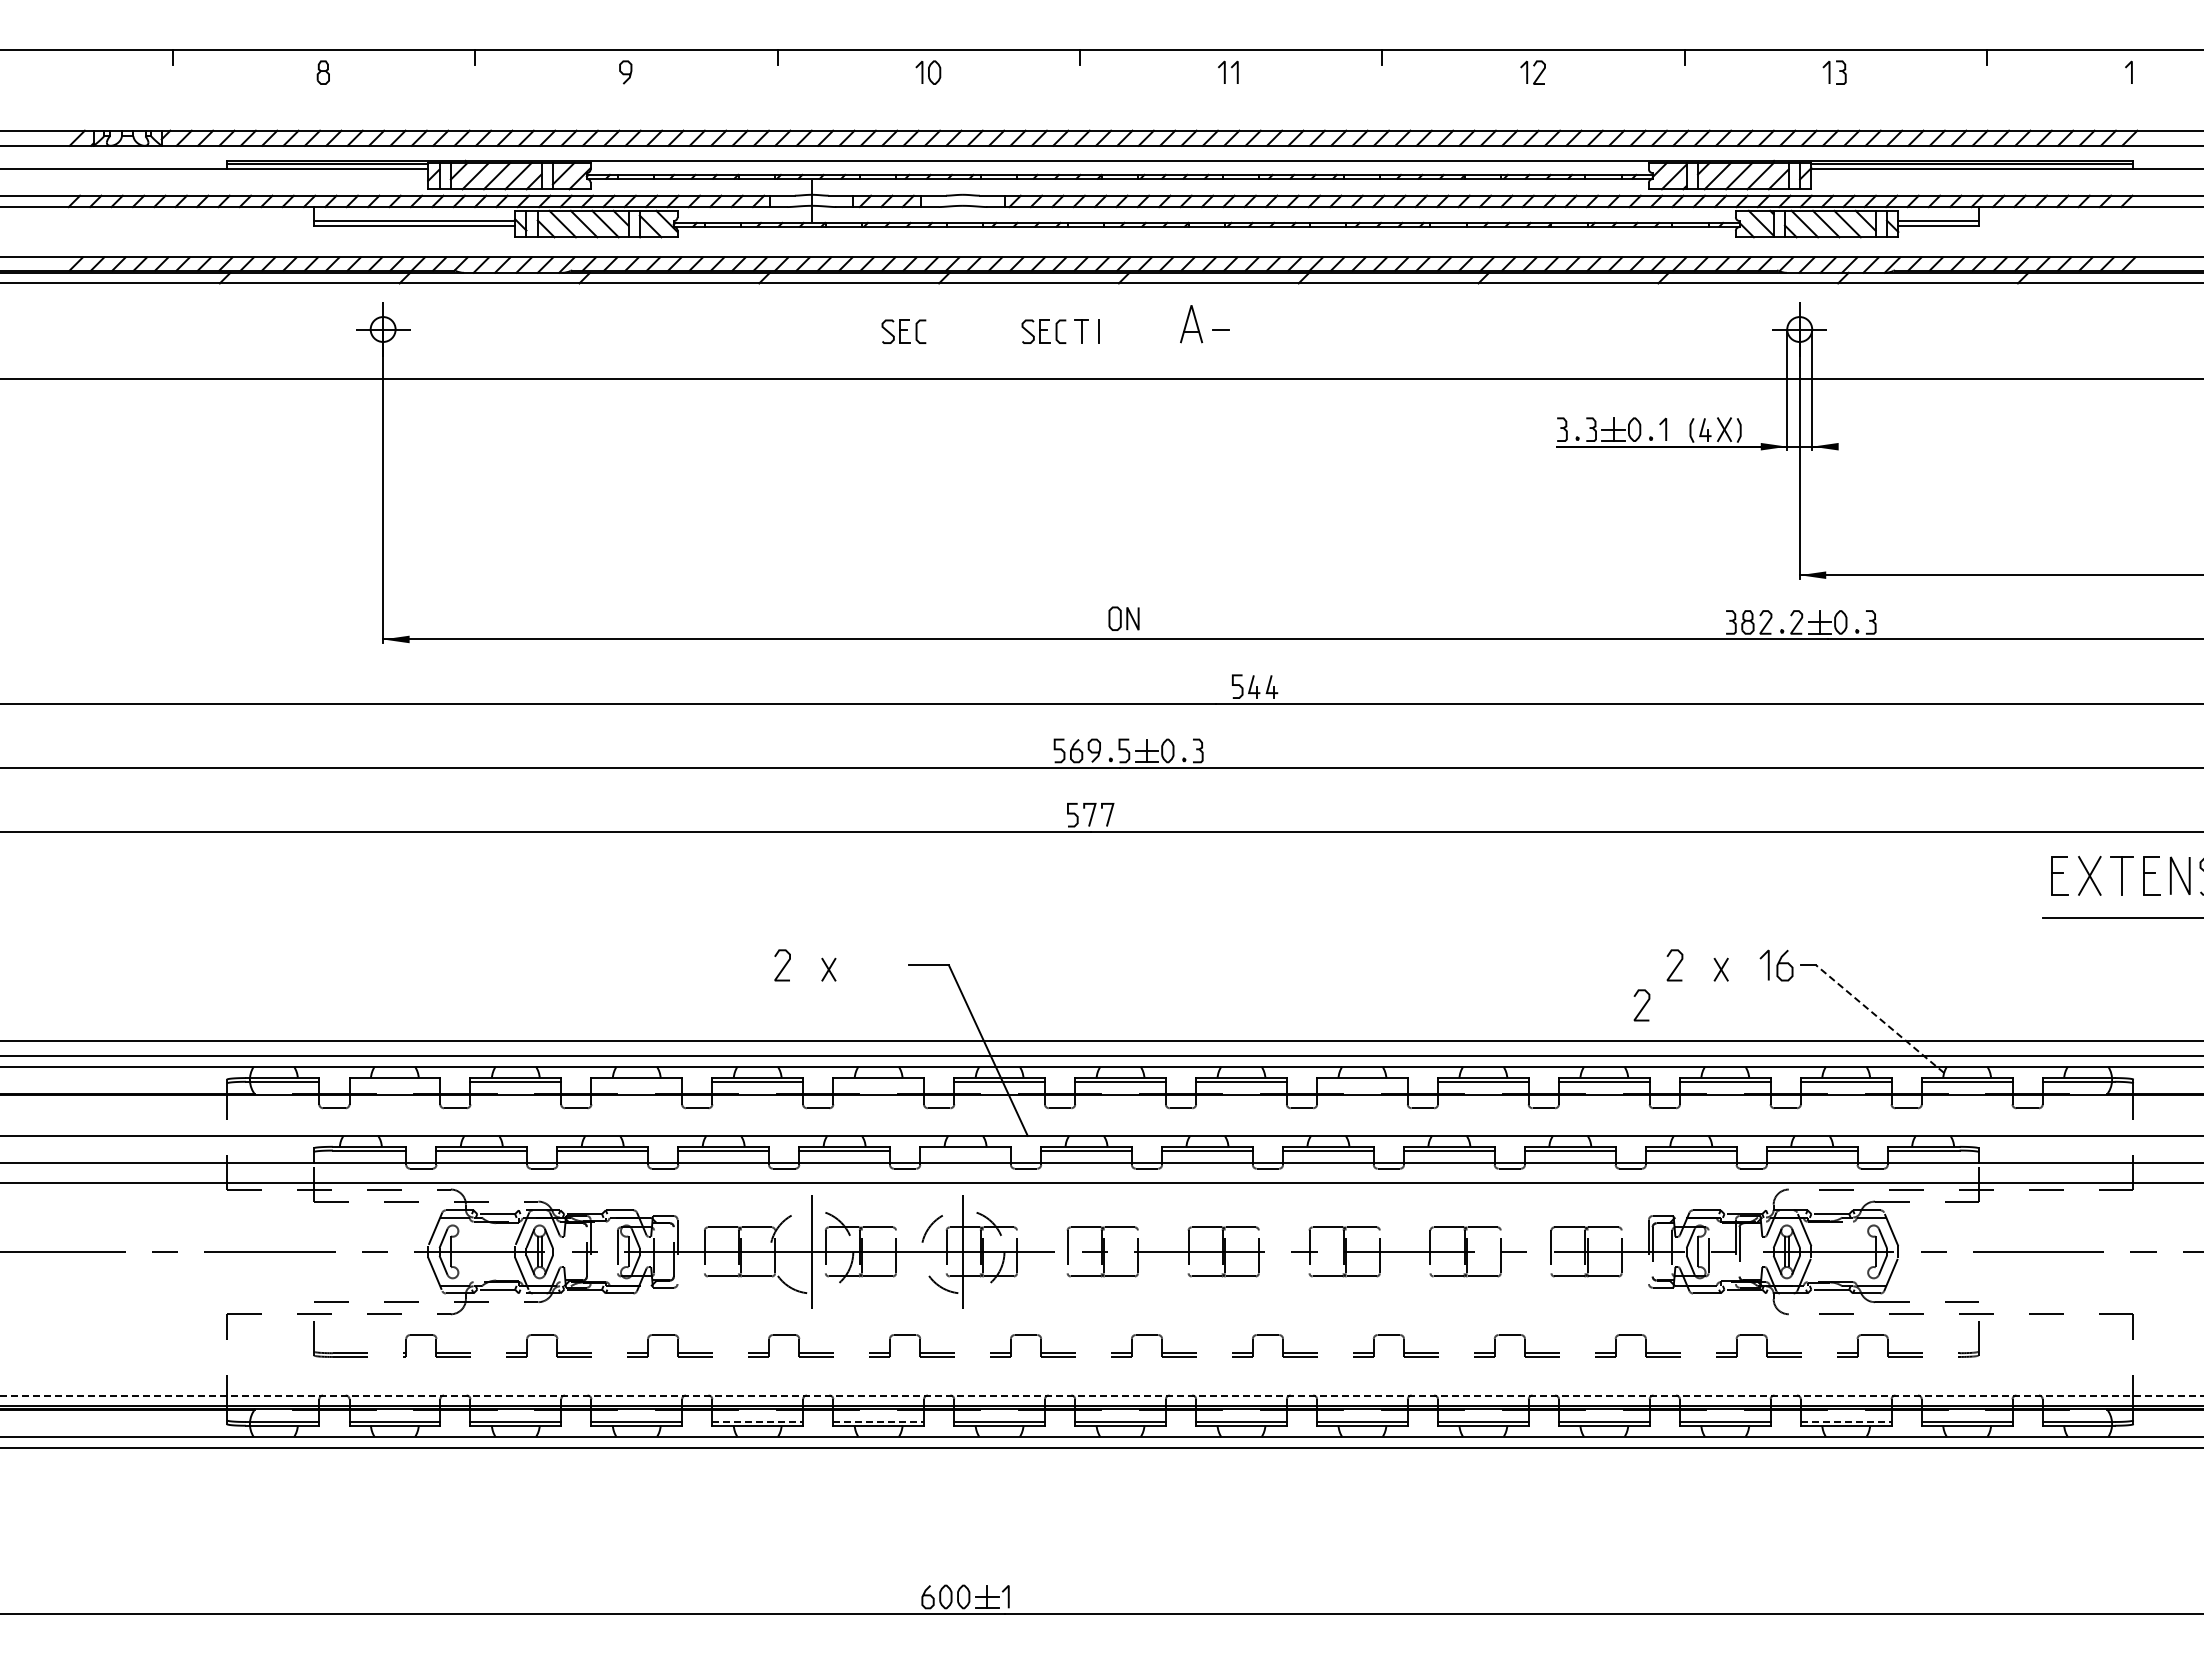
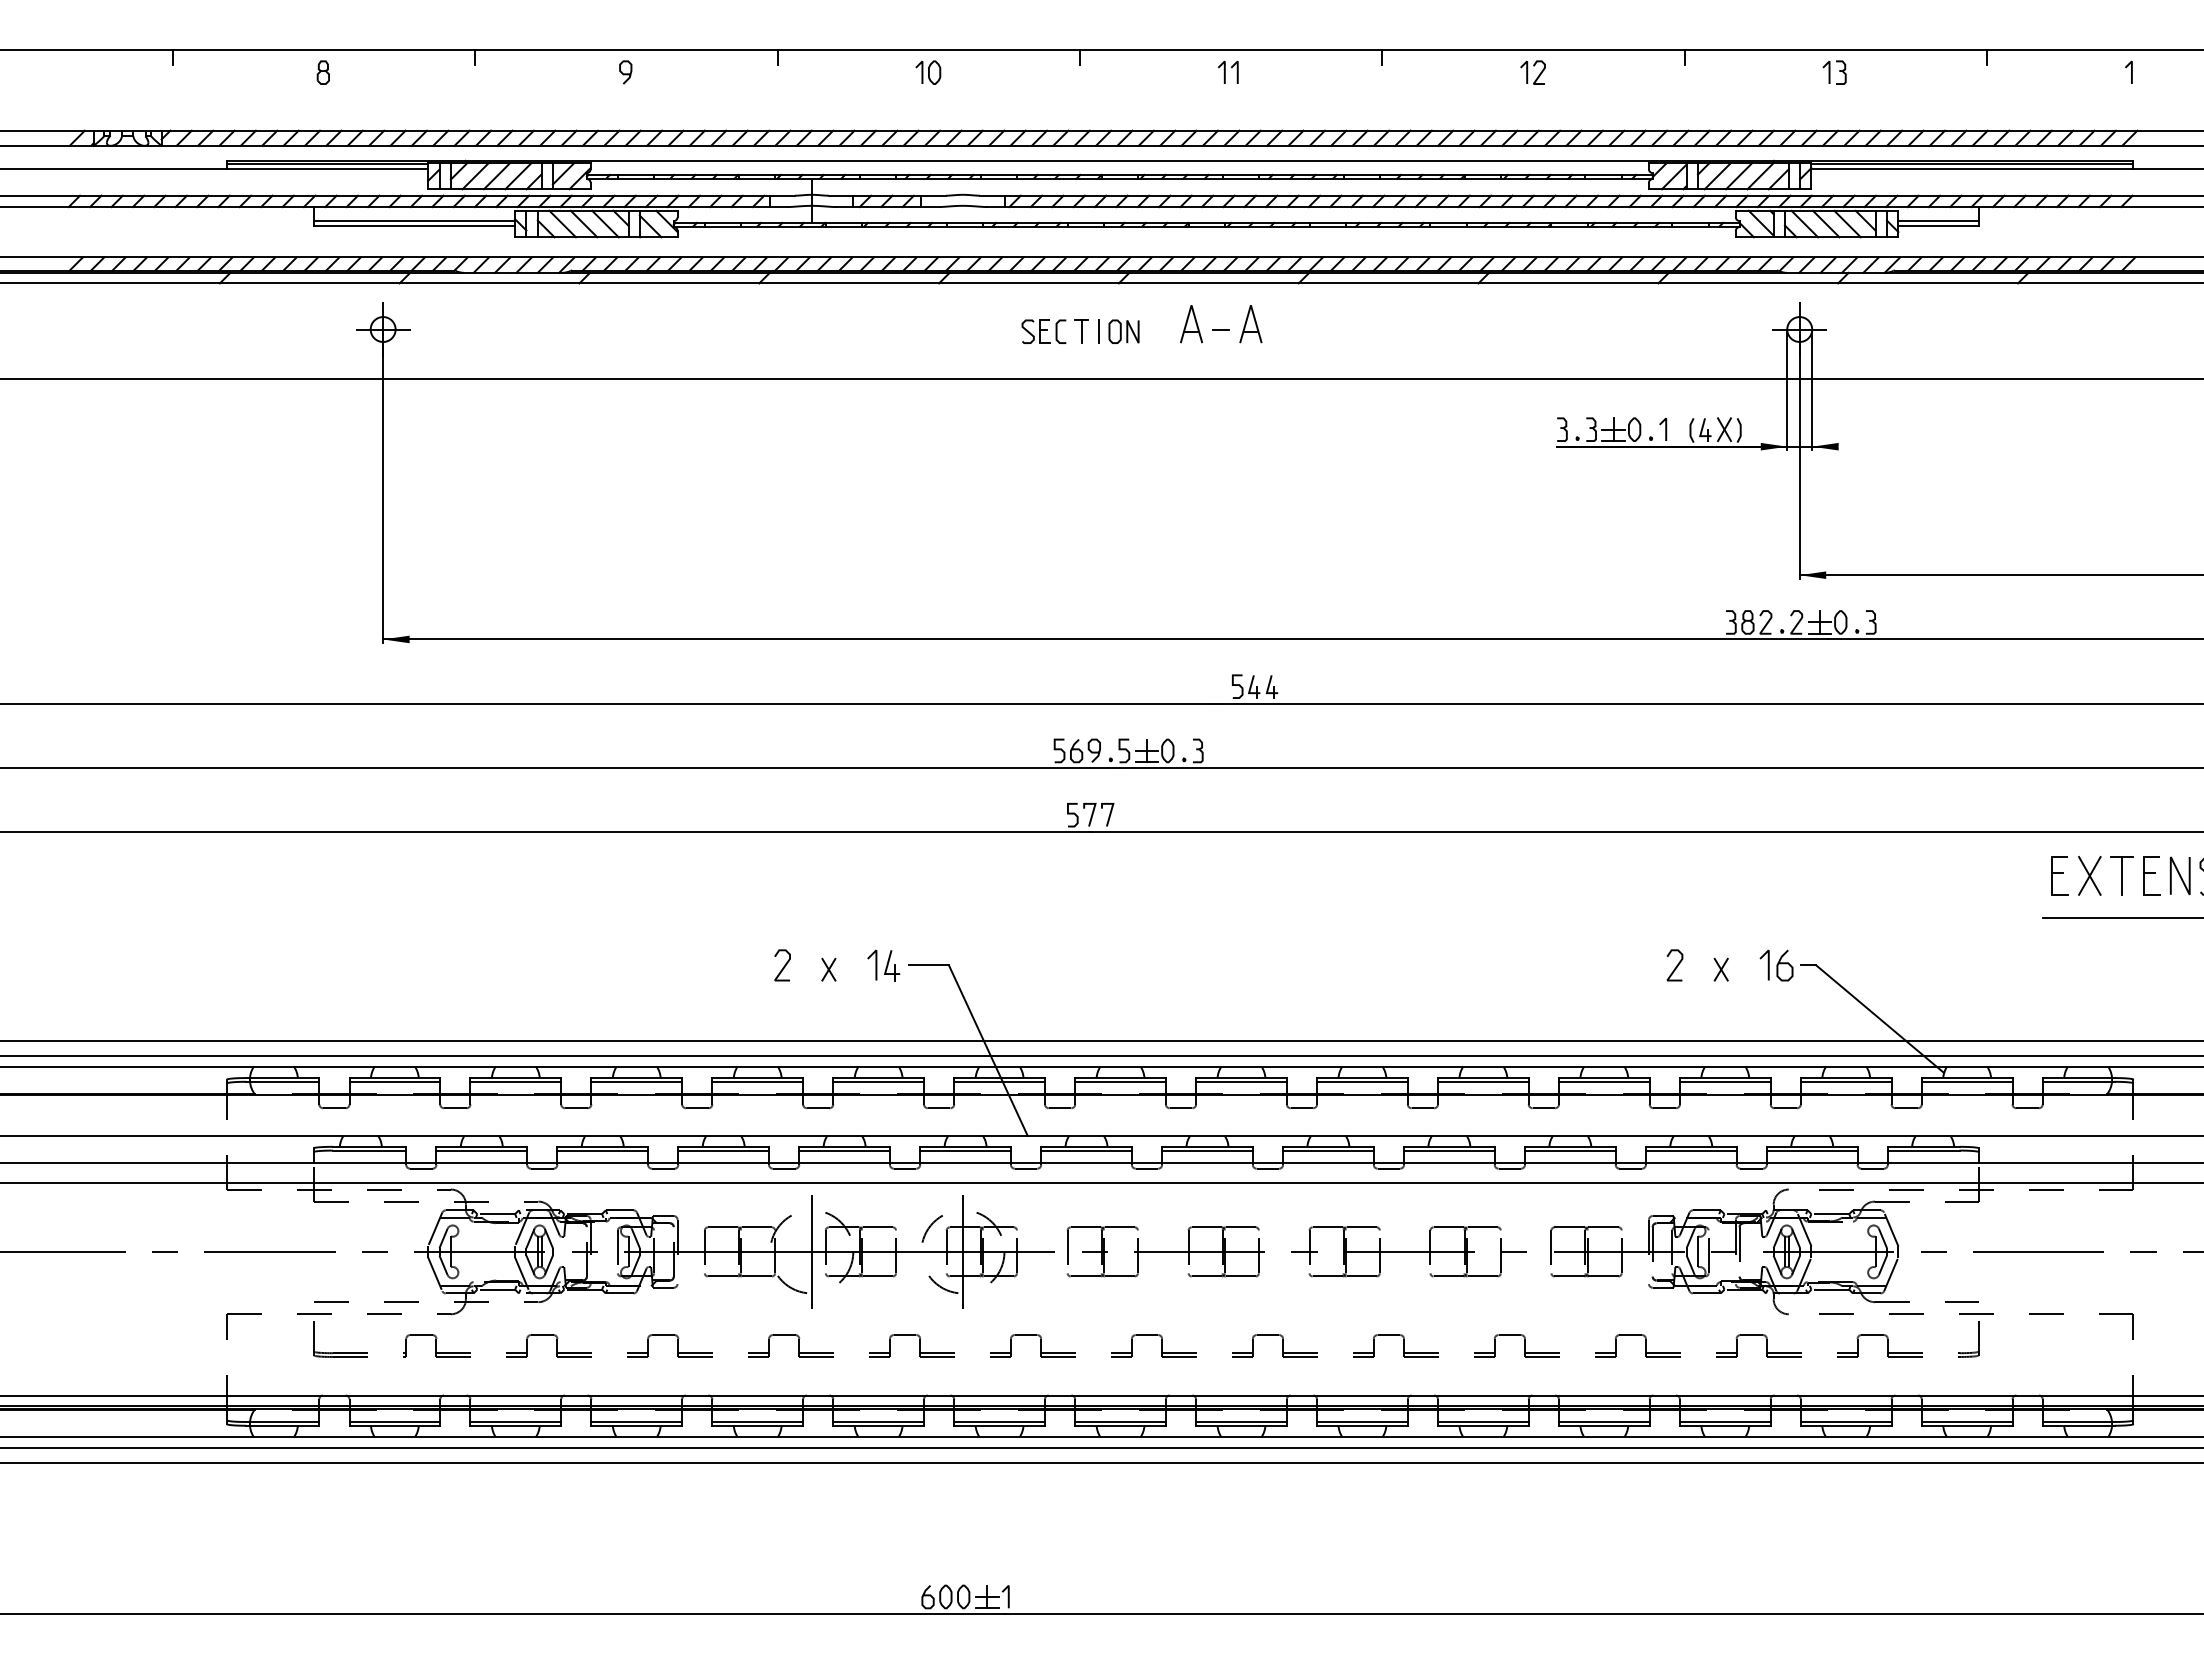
part: none -> present (1250, 324)
part: present -> none (903, 331)
part position: (1123, 618) -> (1123, 331) (1123, 331)
part: none -> present (883, 965)
curve: present -> none (1642, 1006)
line: dashed -> solid (1880, 1019)
line: none -> present (394, 1081)
line: none -> present (636, 1081)
line: none -> present (878, 1081)
line: none -> present (1362, 1081)
line: none -> present (965, 1150)
line: dashed -> solid (1102, 1395)
line: dashed -> solid (758, 1421)
line: dashed -> solid (879, 1421)
line: dashed -> solid (1846, 1421)
line: none -> present (1101, 1462)
